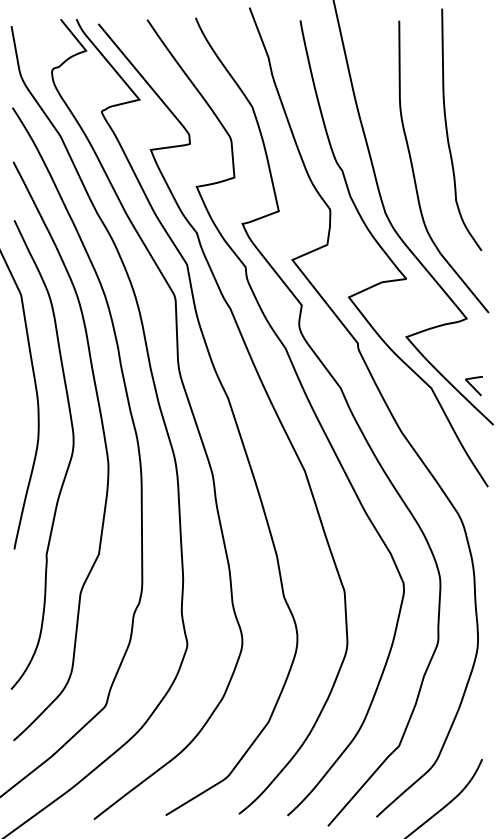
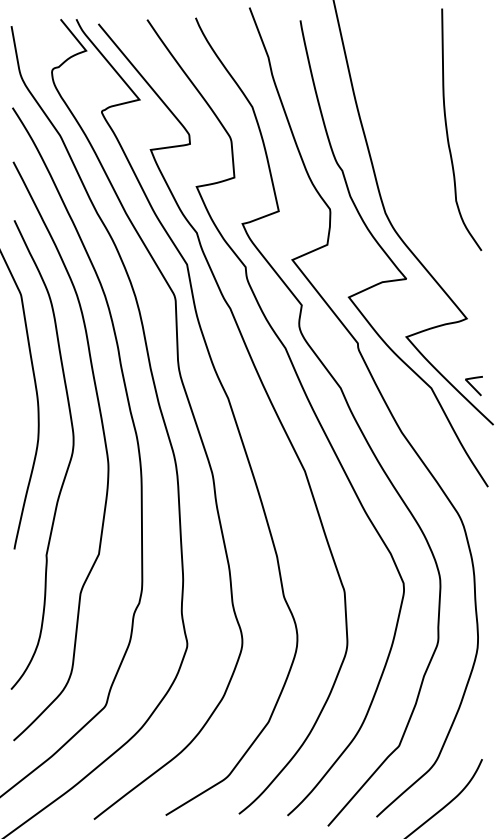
curve: present -> none (414, 172)
